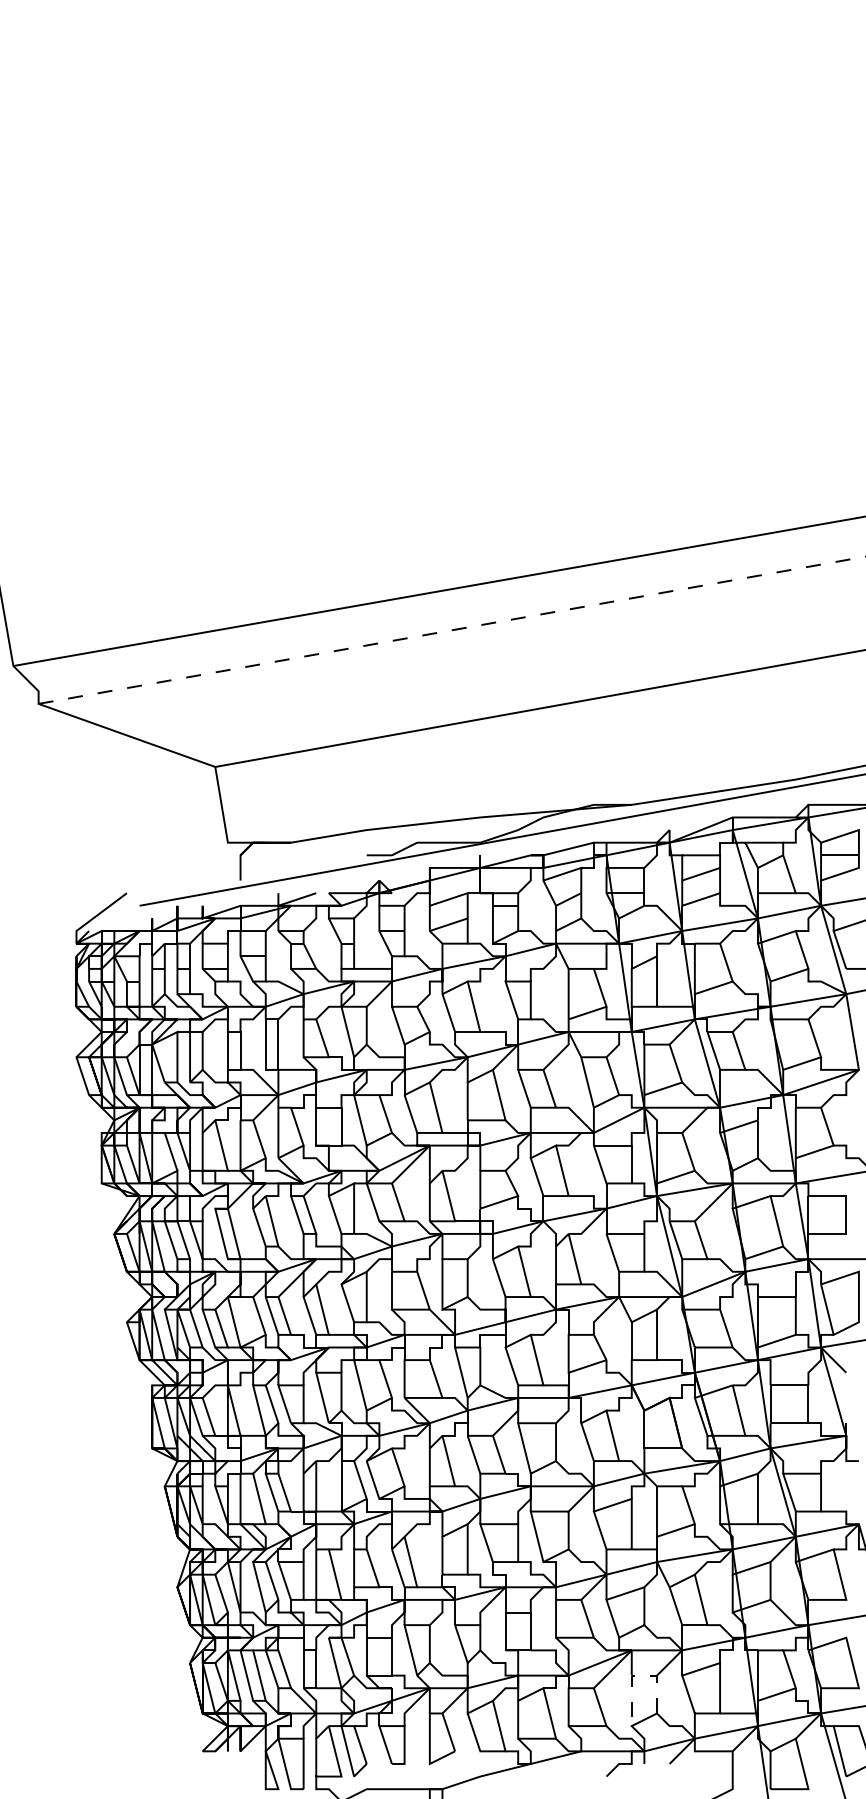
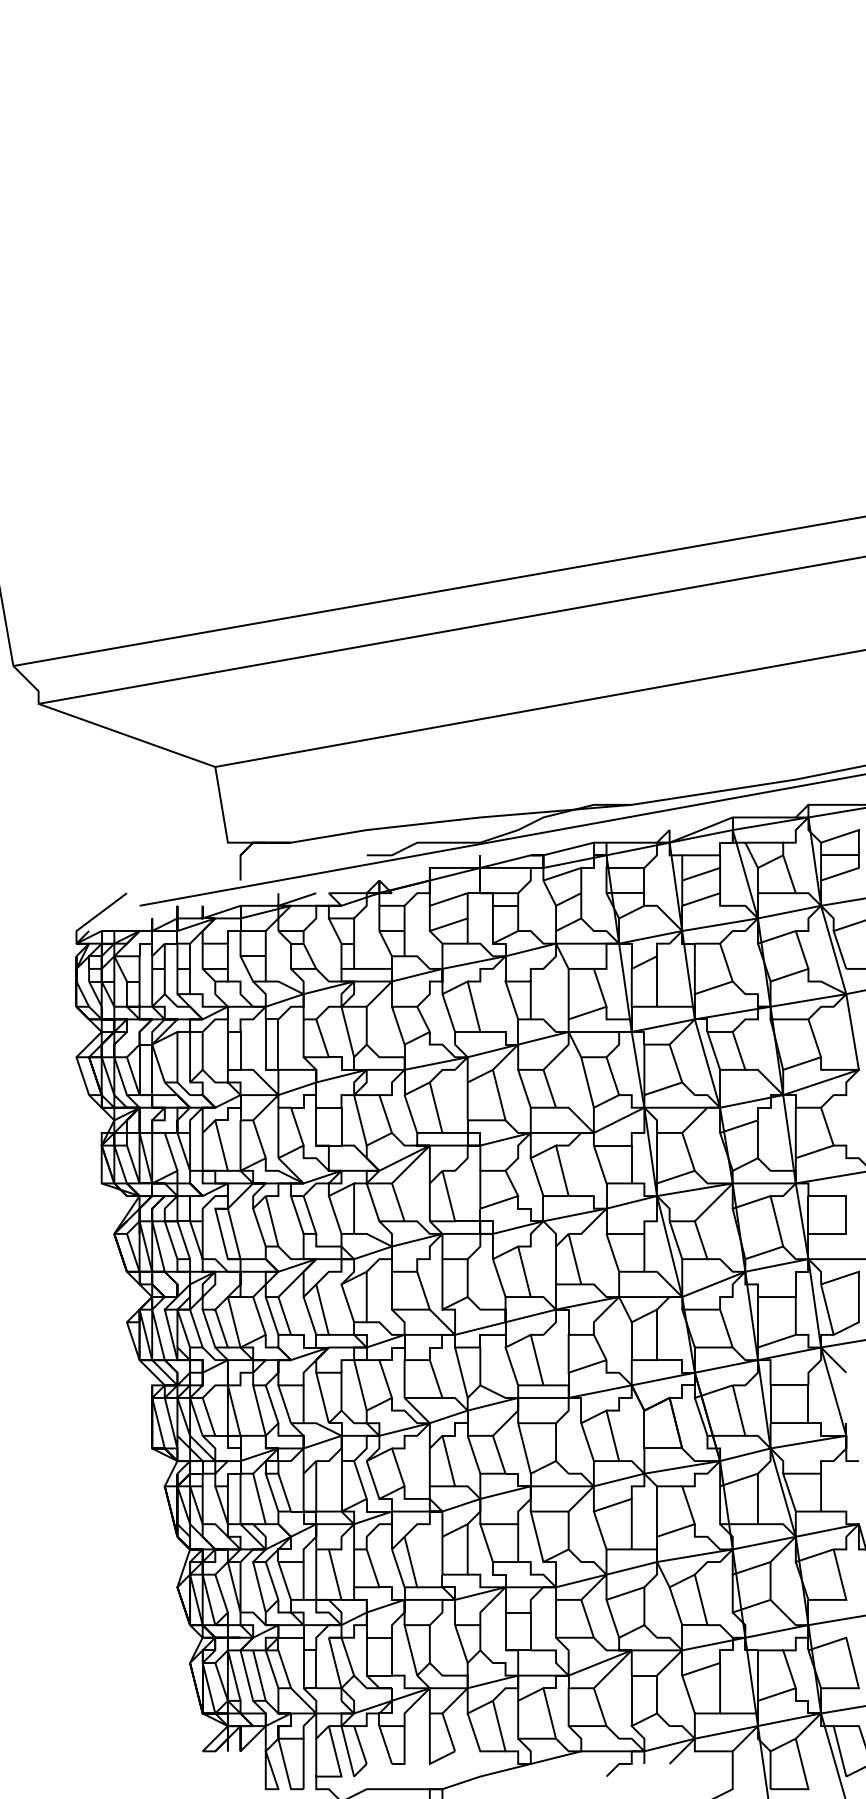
line: dashed -> solid (452, 630)
line: dashed -> solid (637, 1675)
